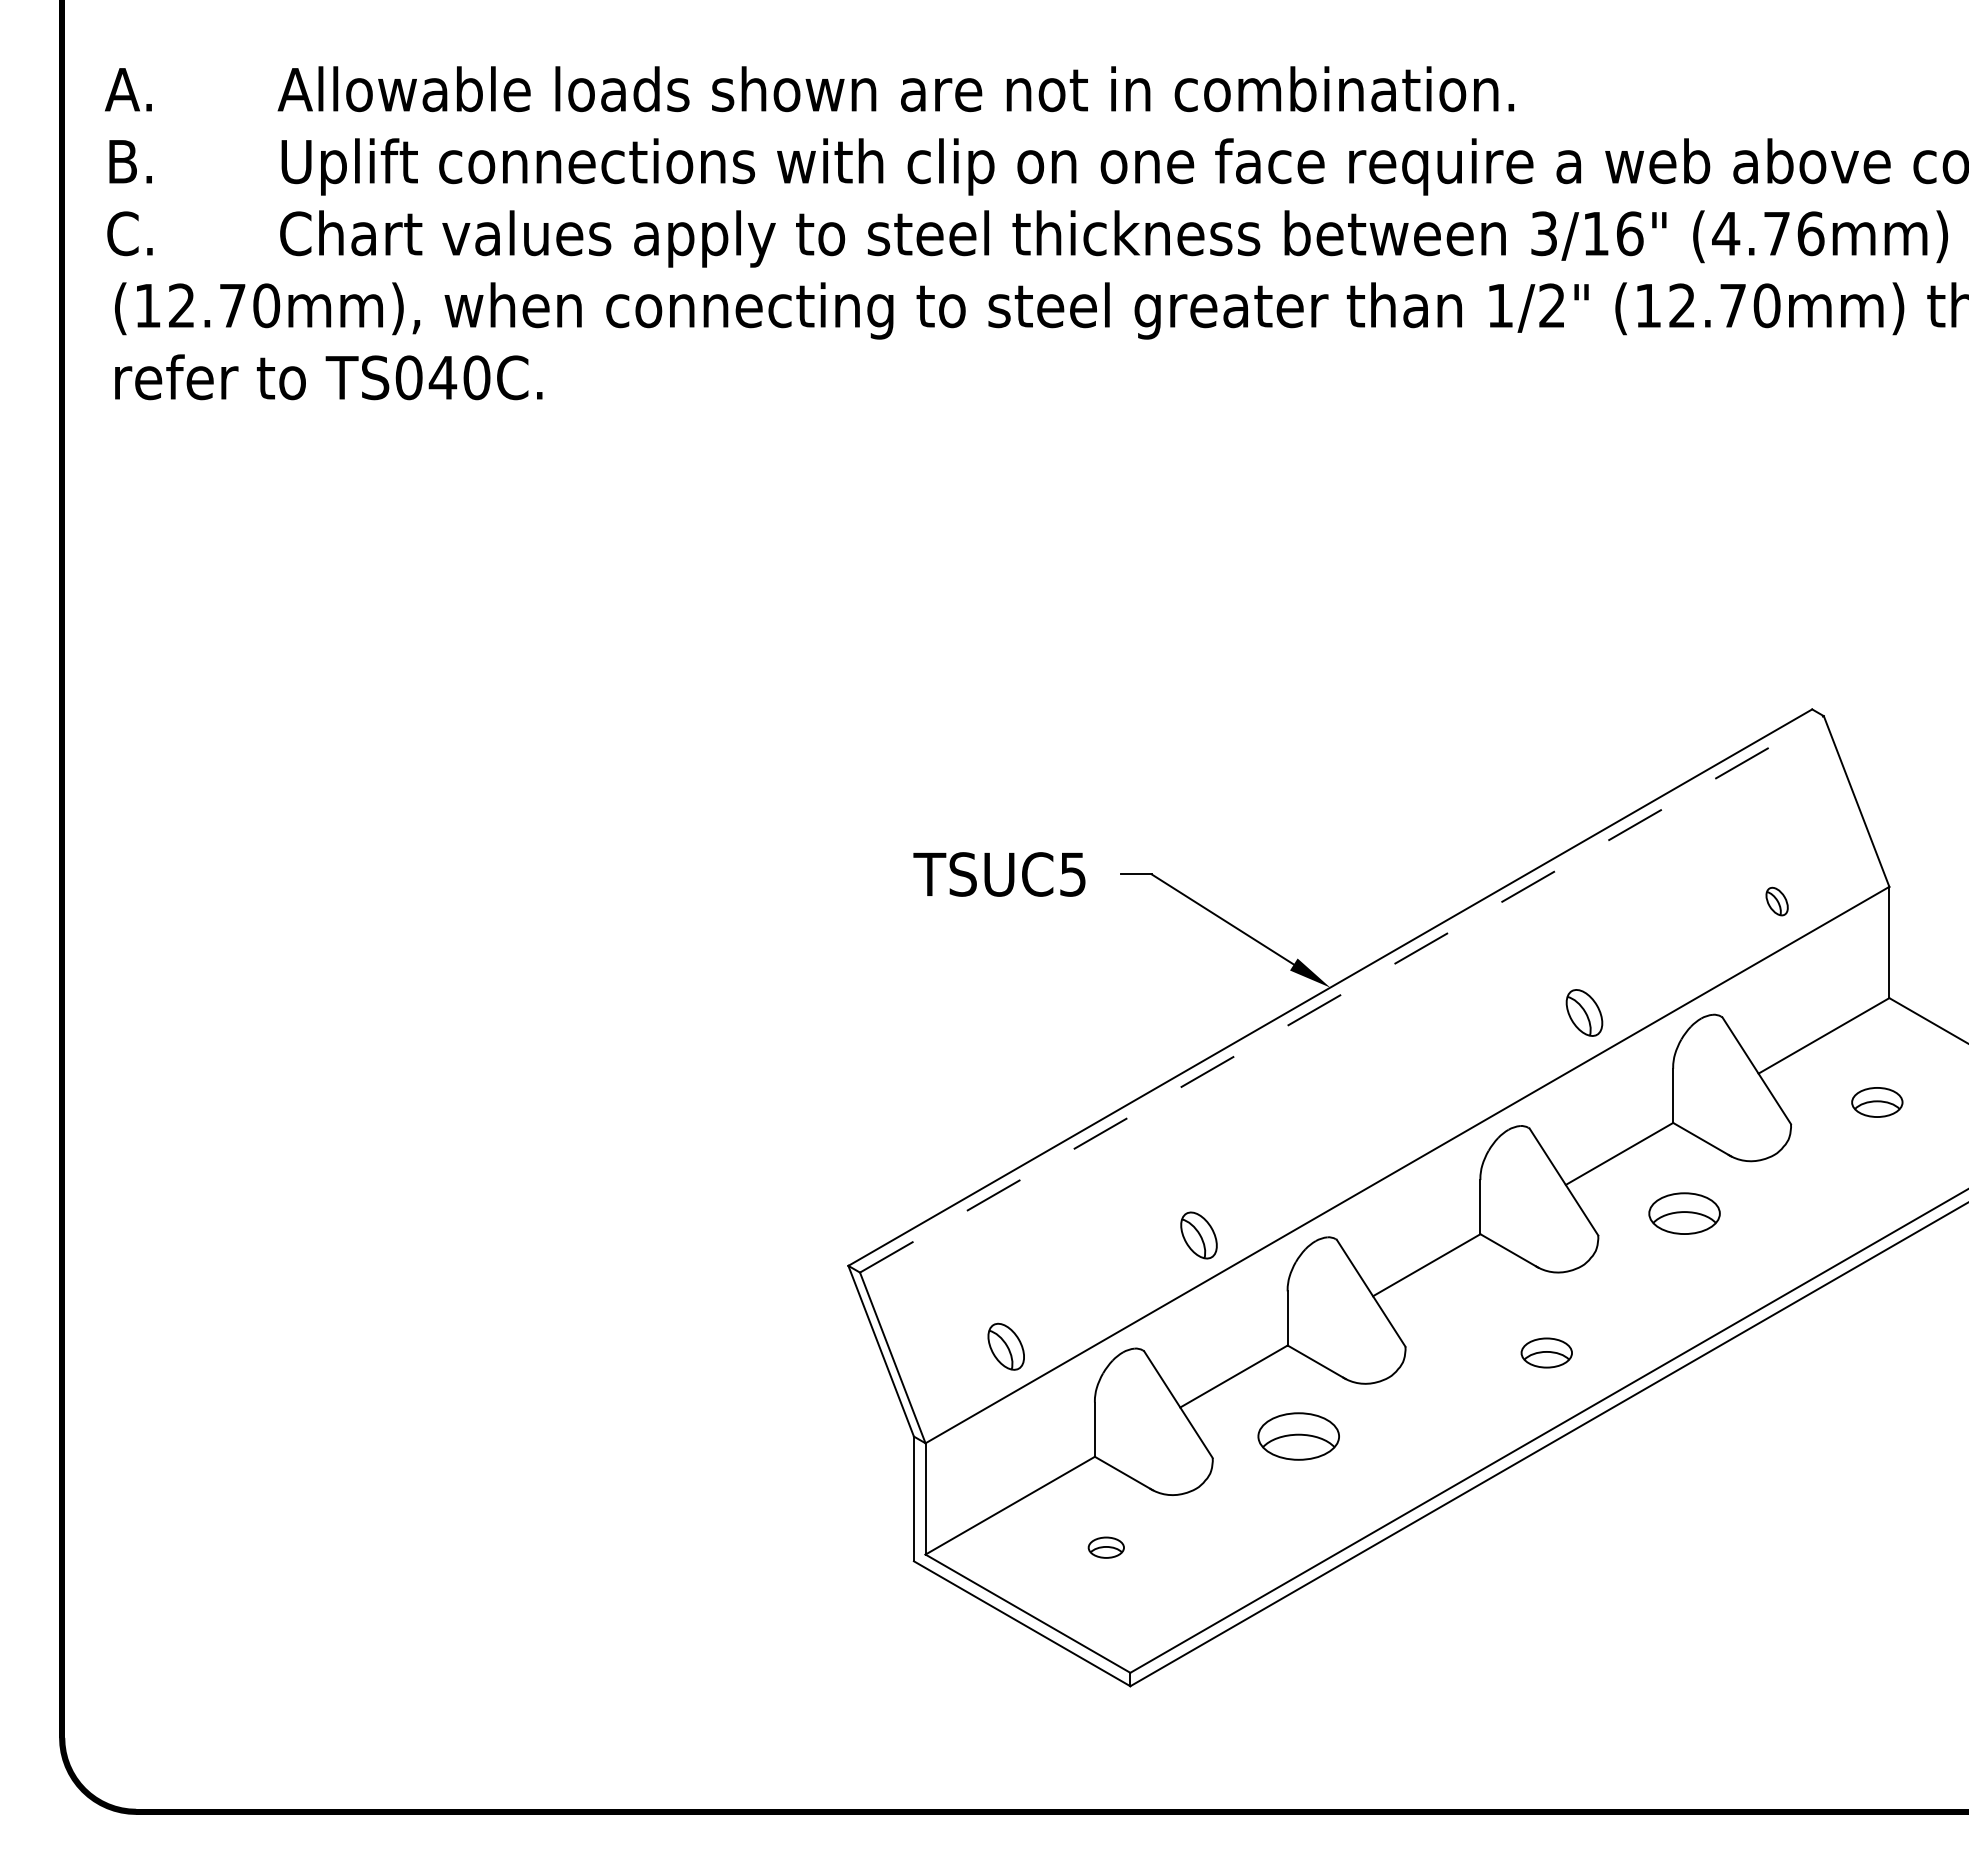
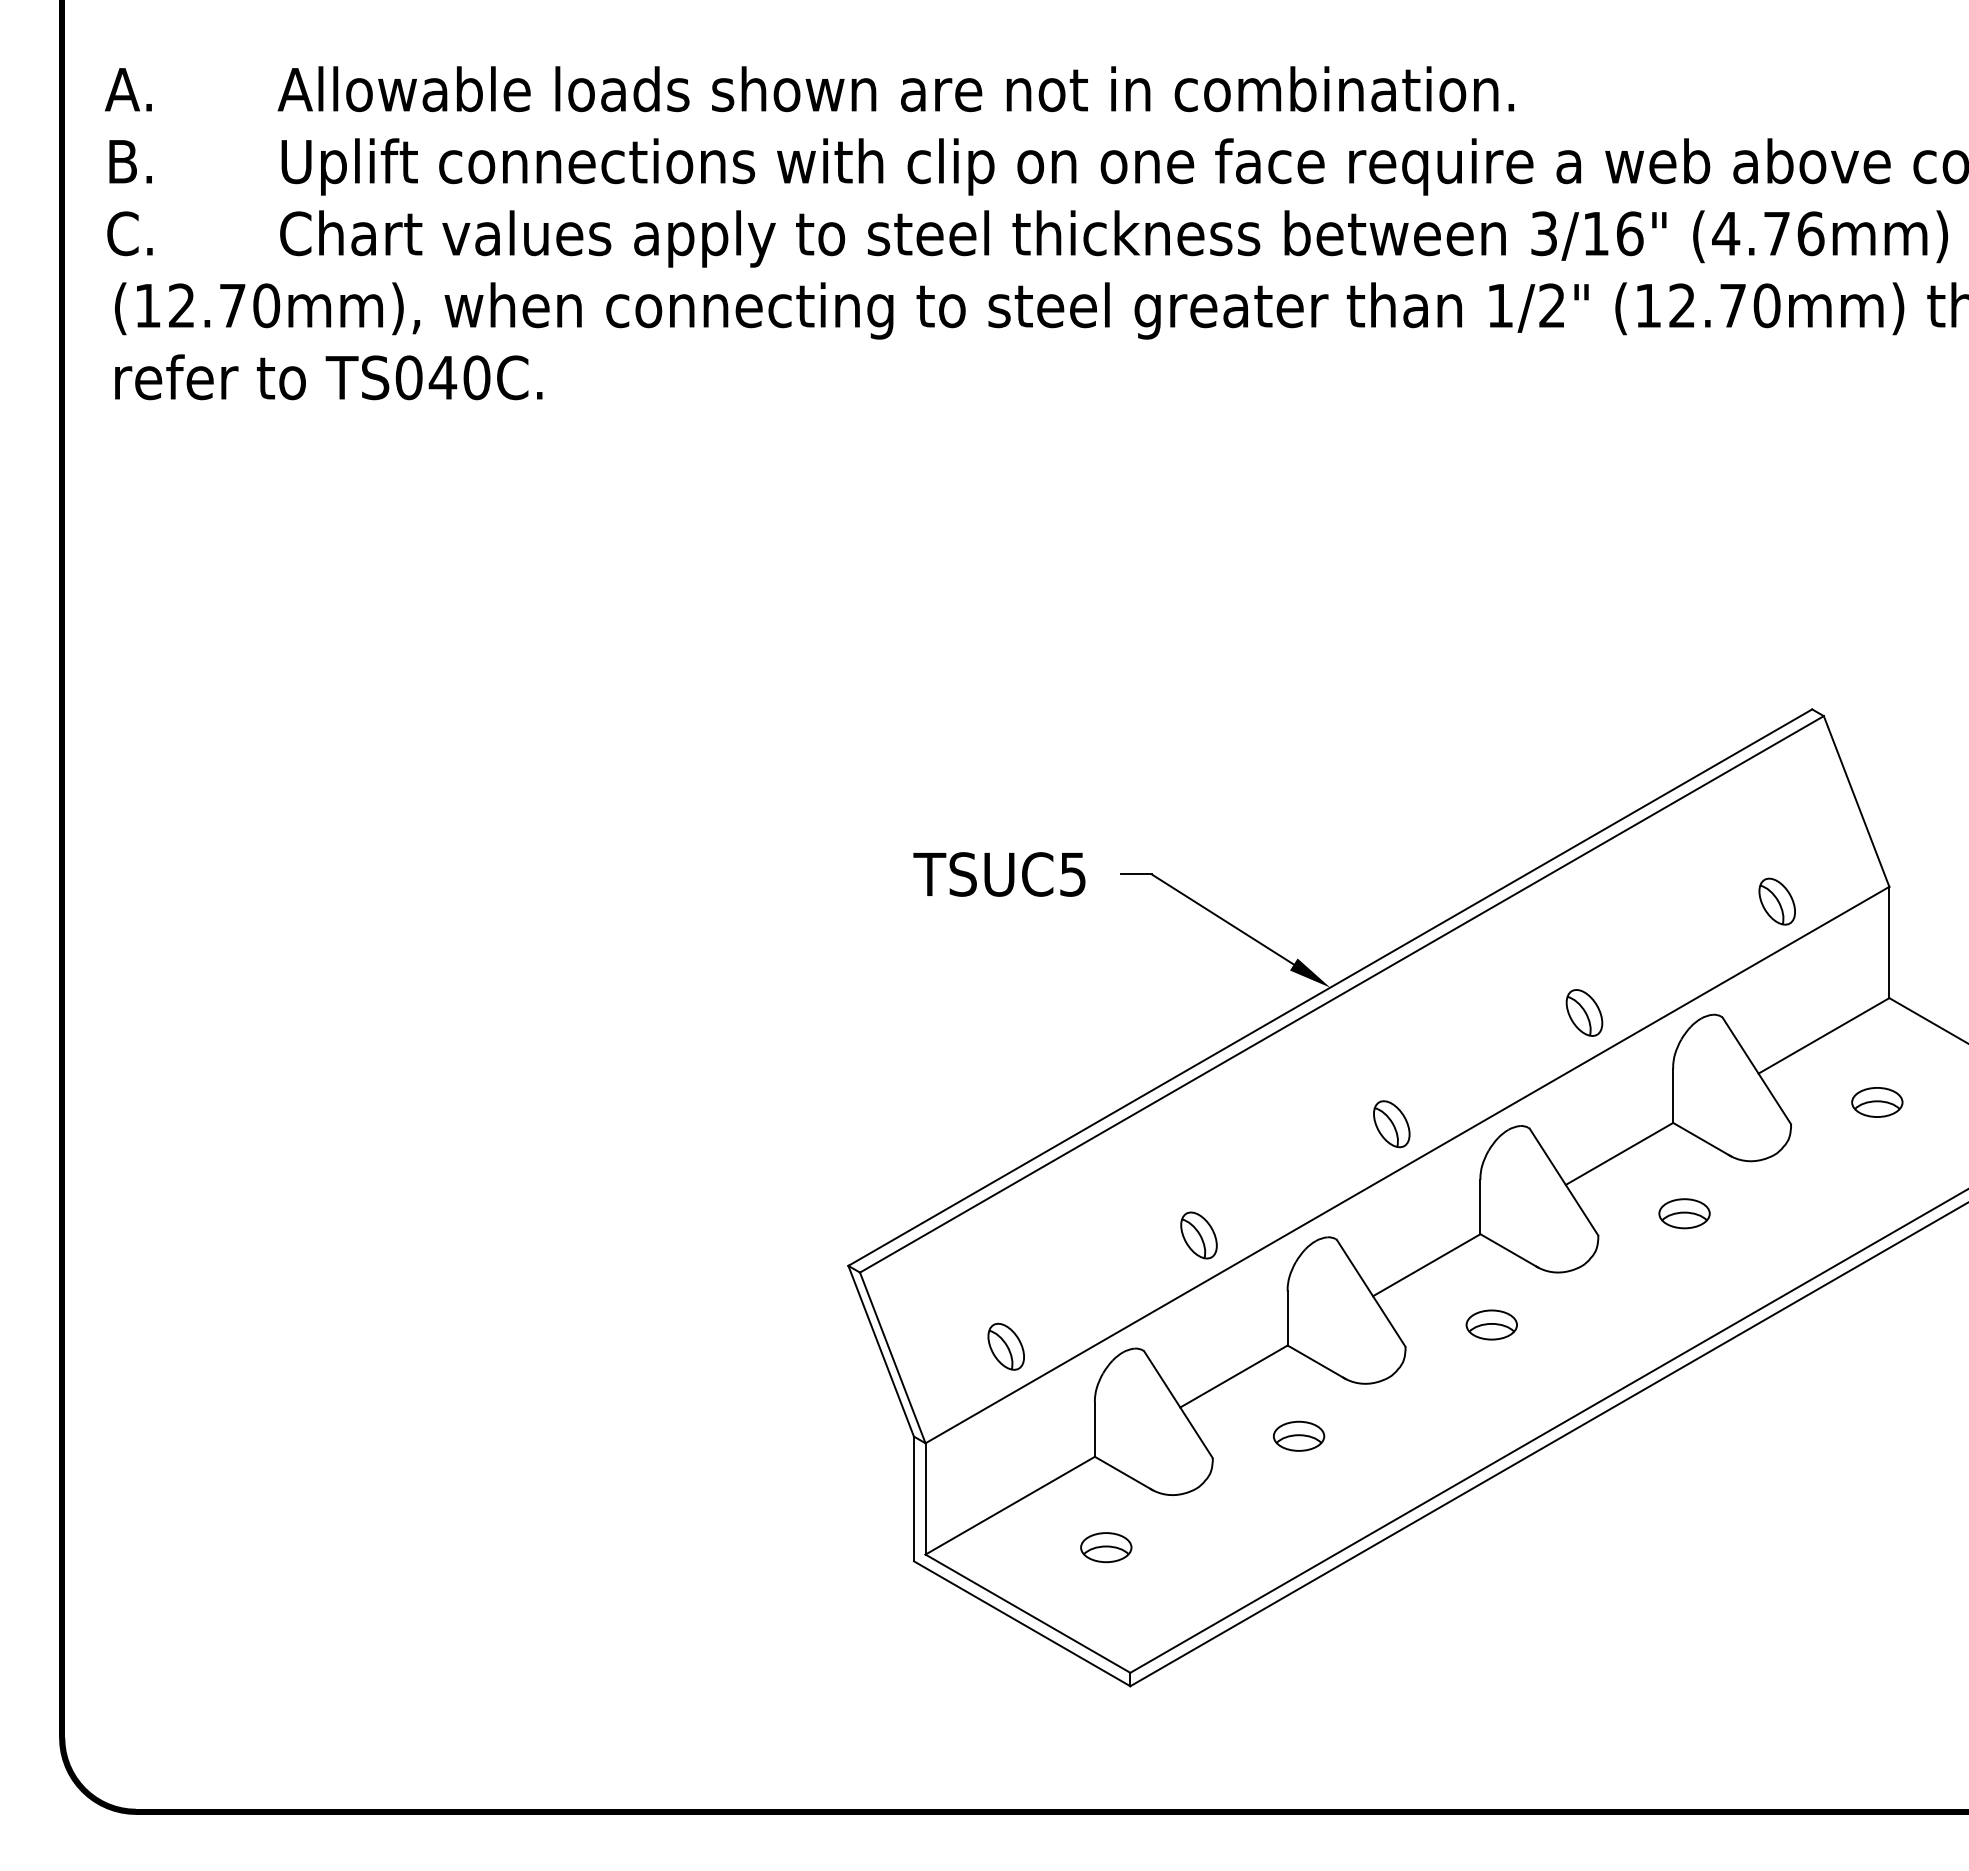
part size: 24x31 px -> 38x49 px (1776, 901)
line: dashed -> solid (1342, 994)
part: none -> present (1391, 1124)
part size: 73x43 px -> 53x32 px (1684, 1213)
part position: (1546, 1352) -> (1491, 1324) (1491, 1324)
part size: 83x49 px -> 53x32 px (1299, 1435)
part size: 38x23 px -> 53x32 px (1106, 1547)
